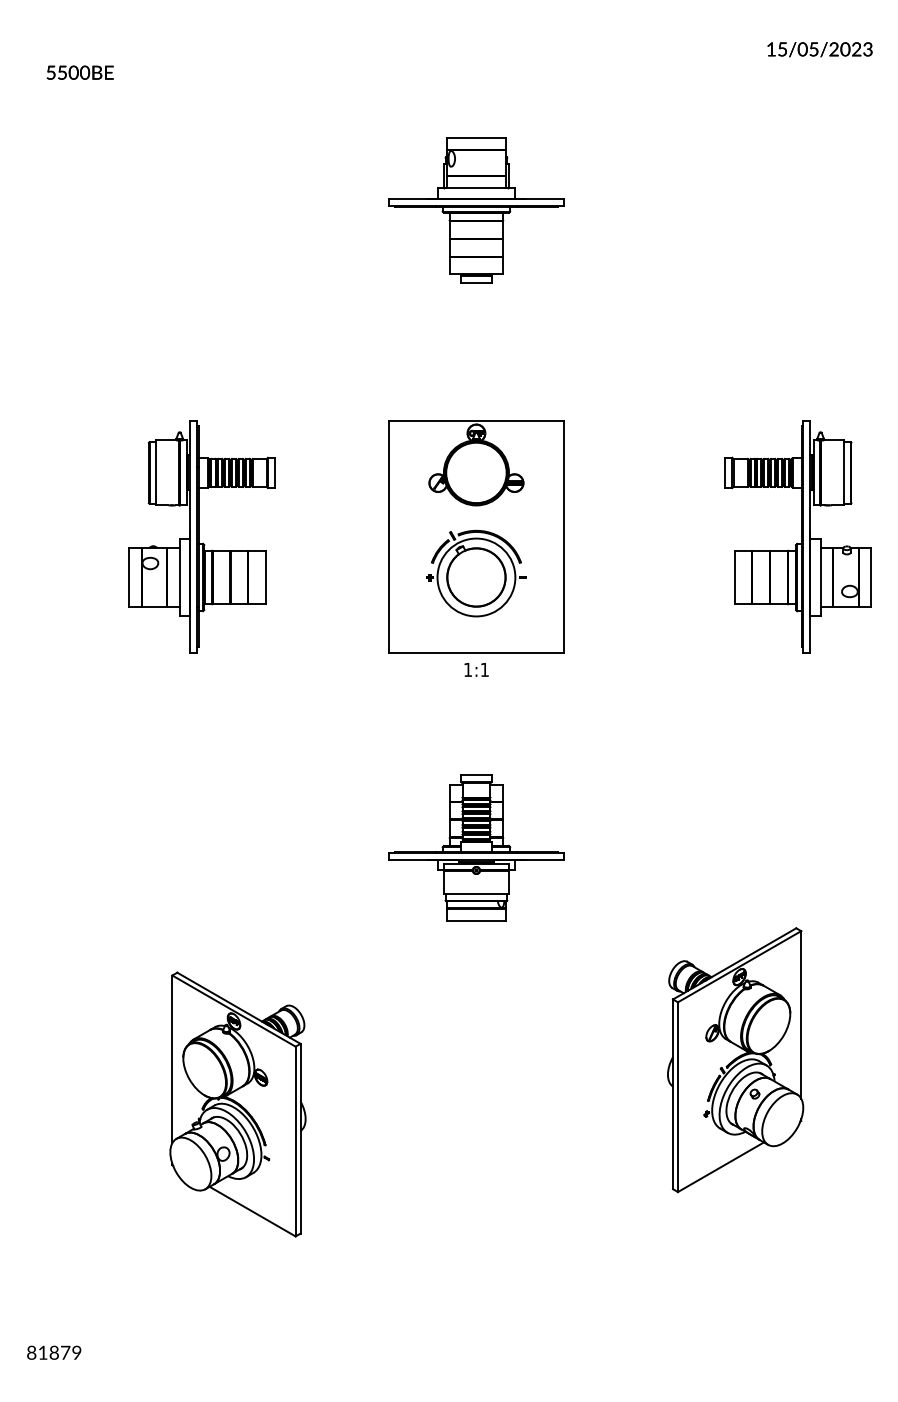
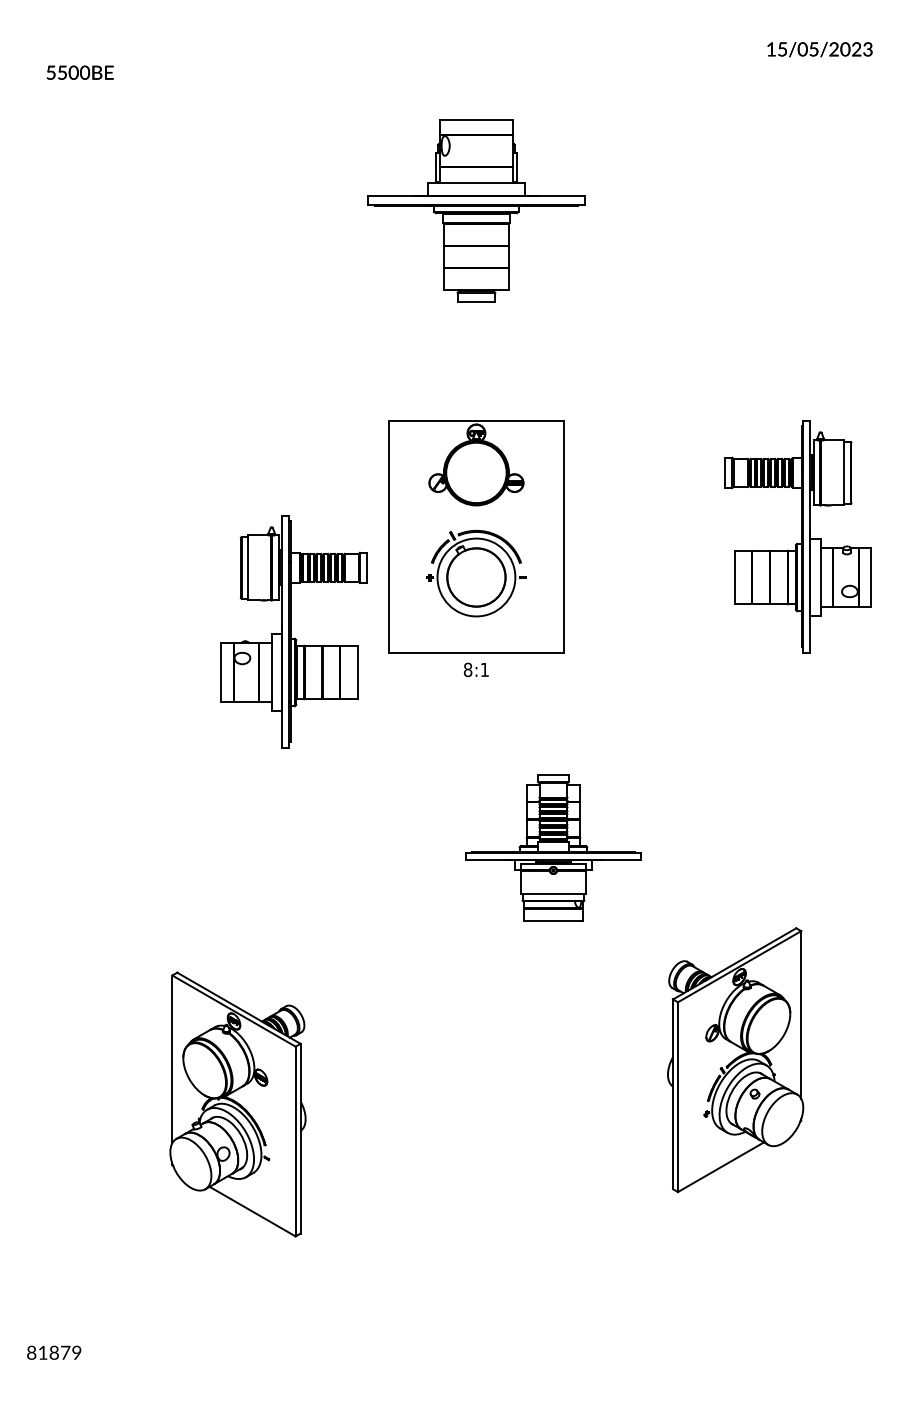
part size: 177x147 px -> 219x184 px (476, 210)
part position: (201, 536) -> (293, 631) (293, 631)
text: 1:1 -> 8:1 (467, 669)
part position: (476, 847) -> (553, 847) (553, 847)
